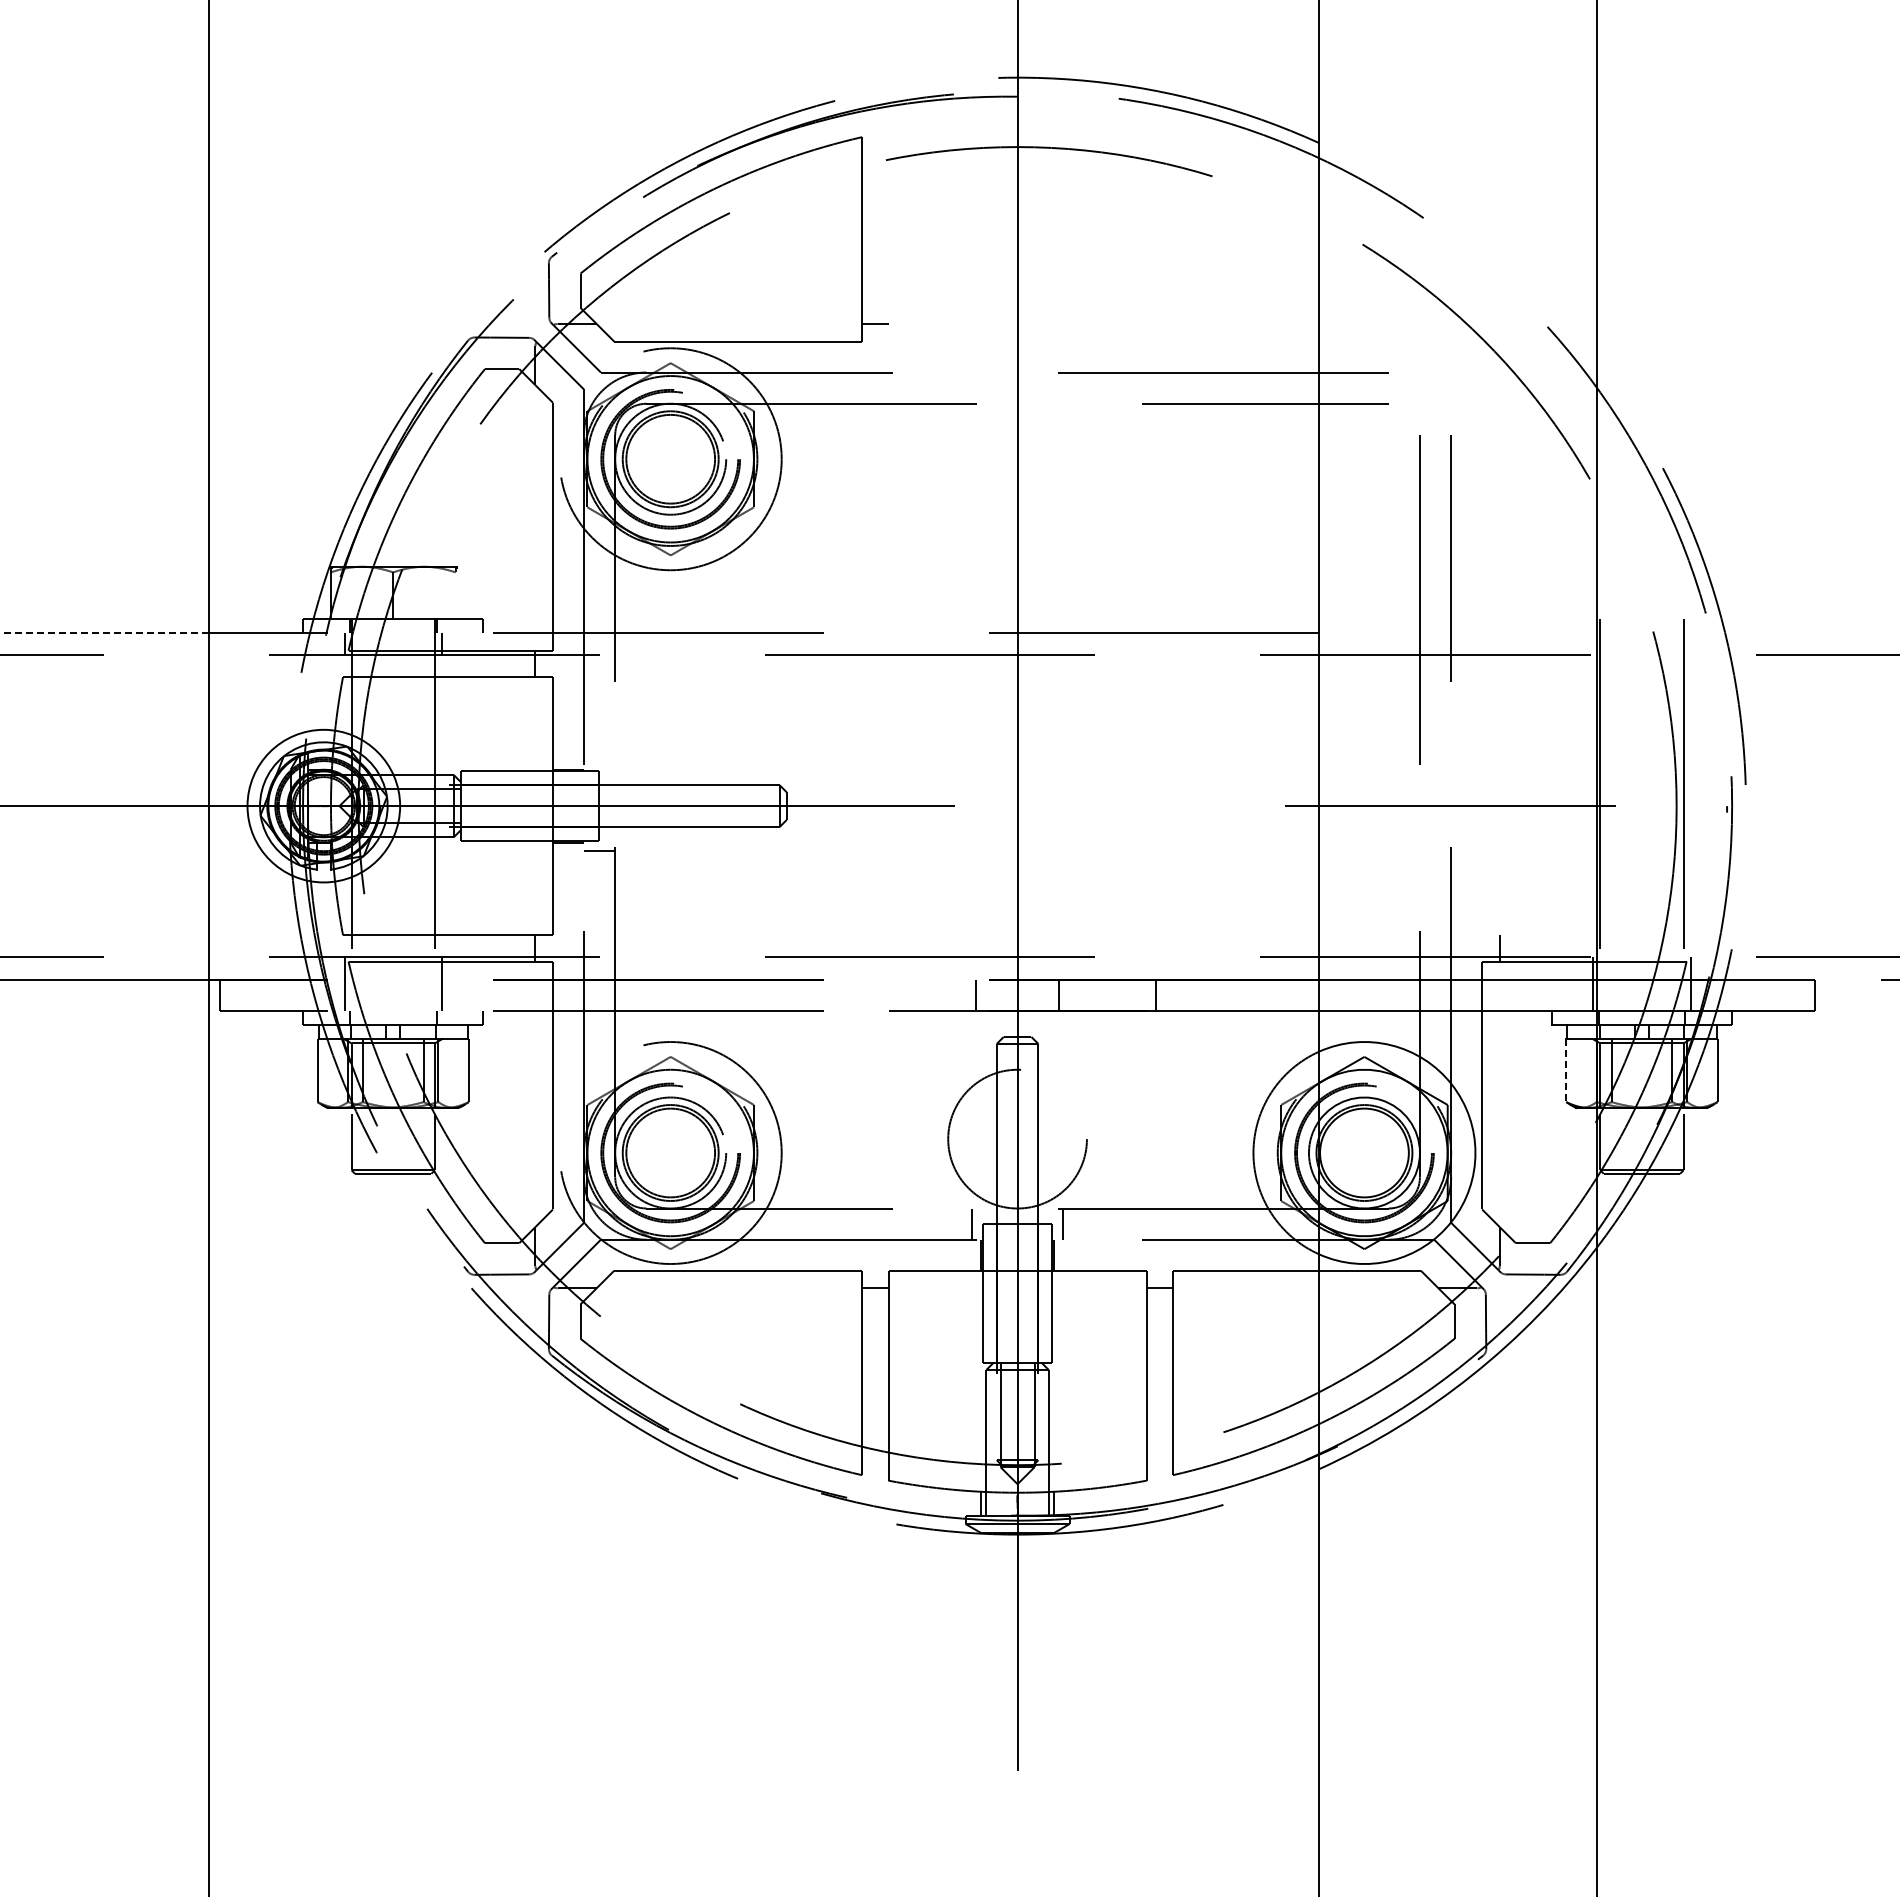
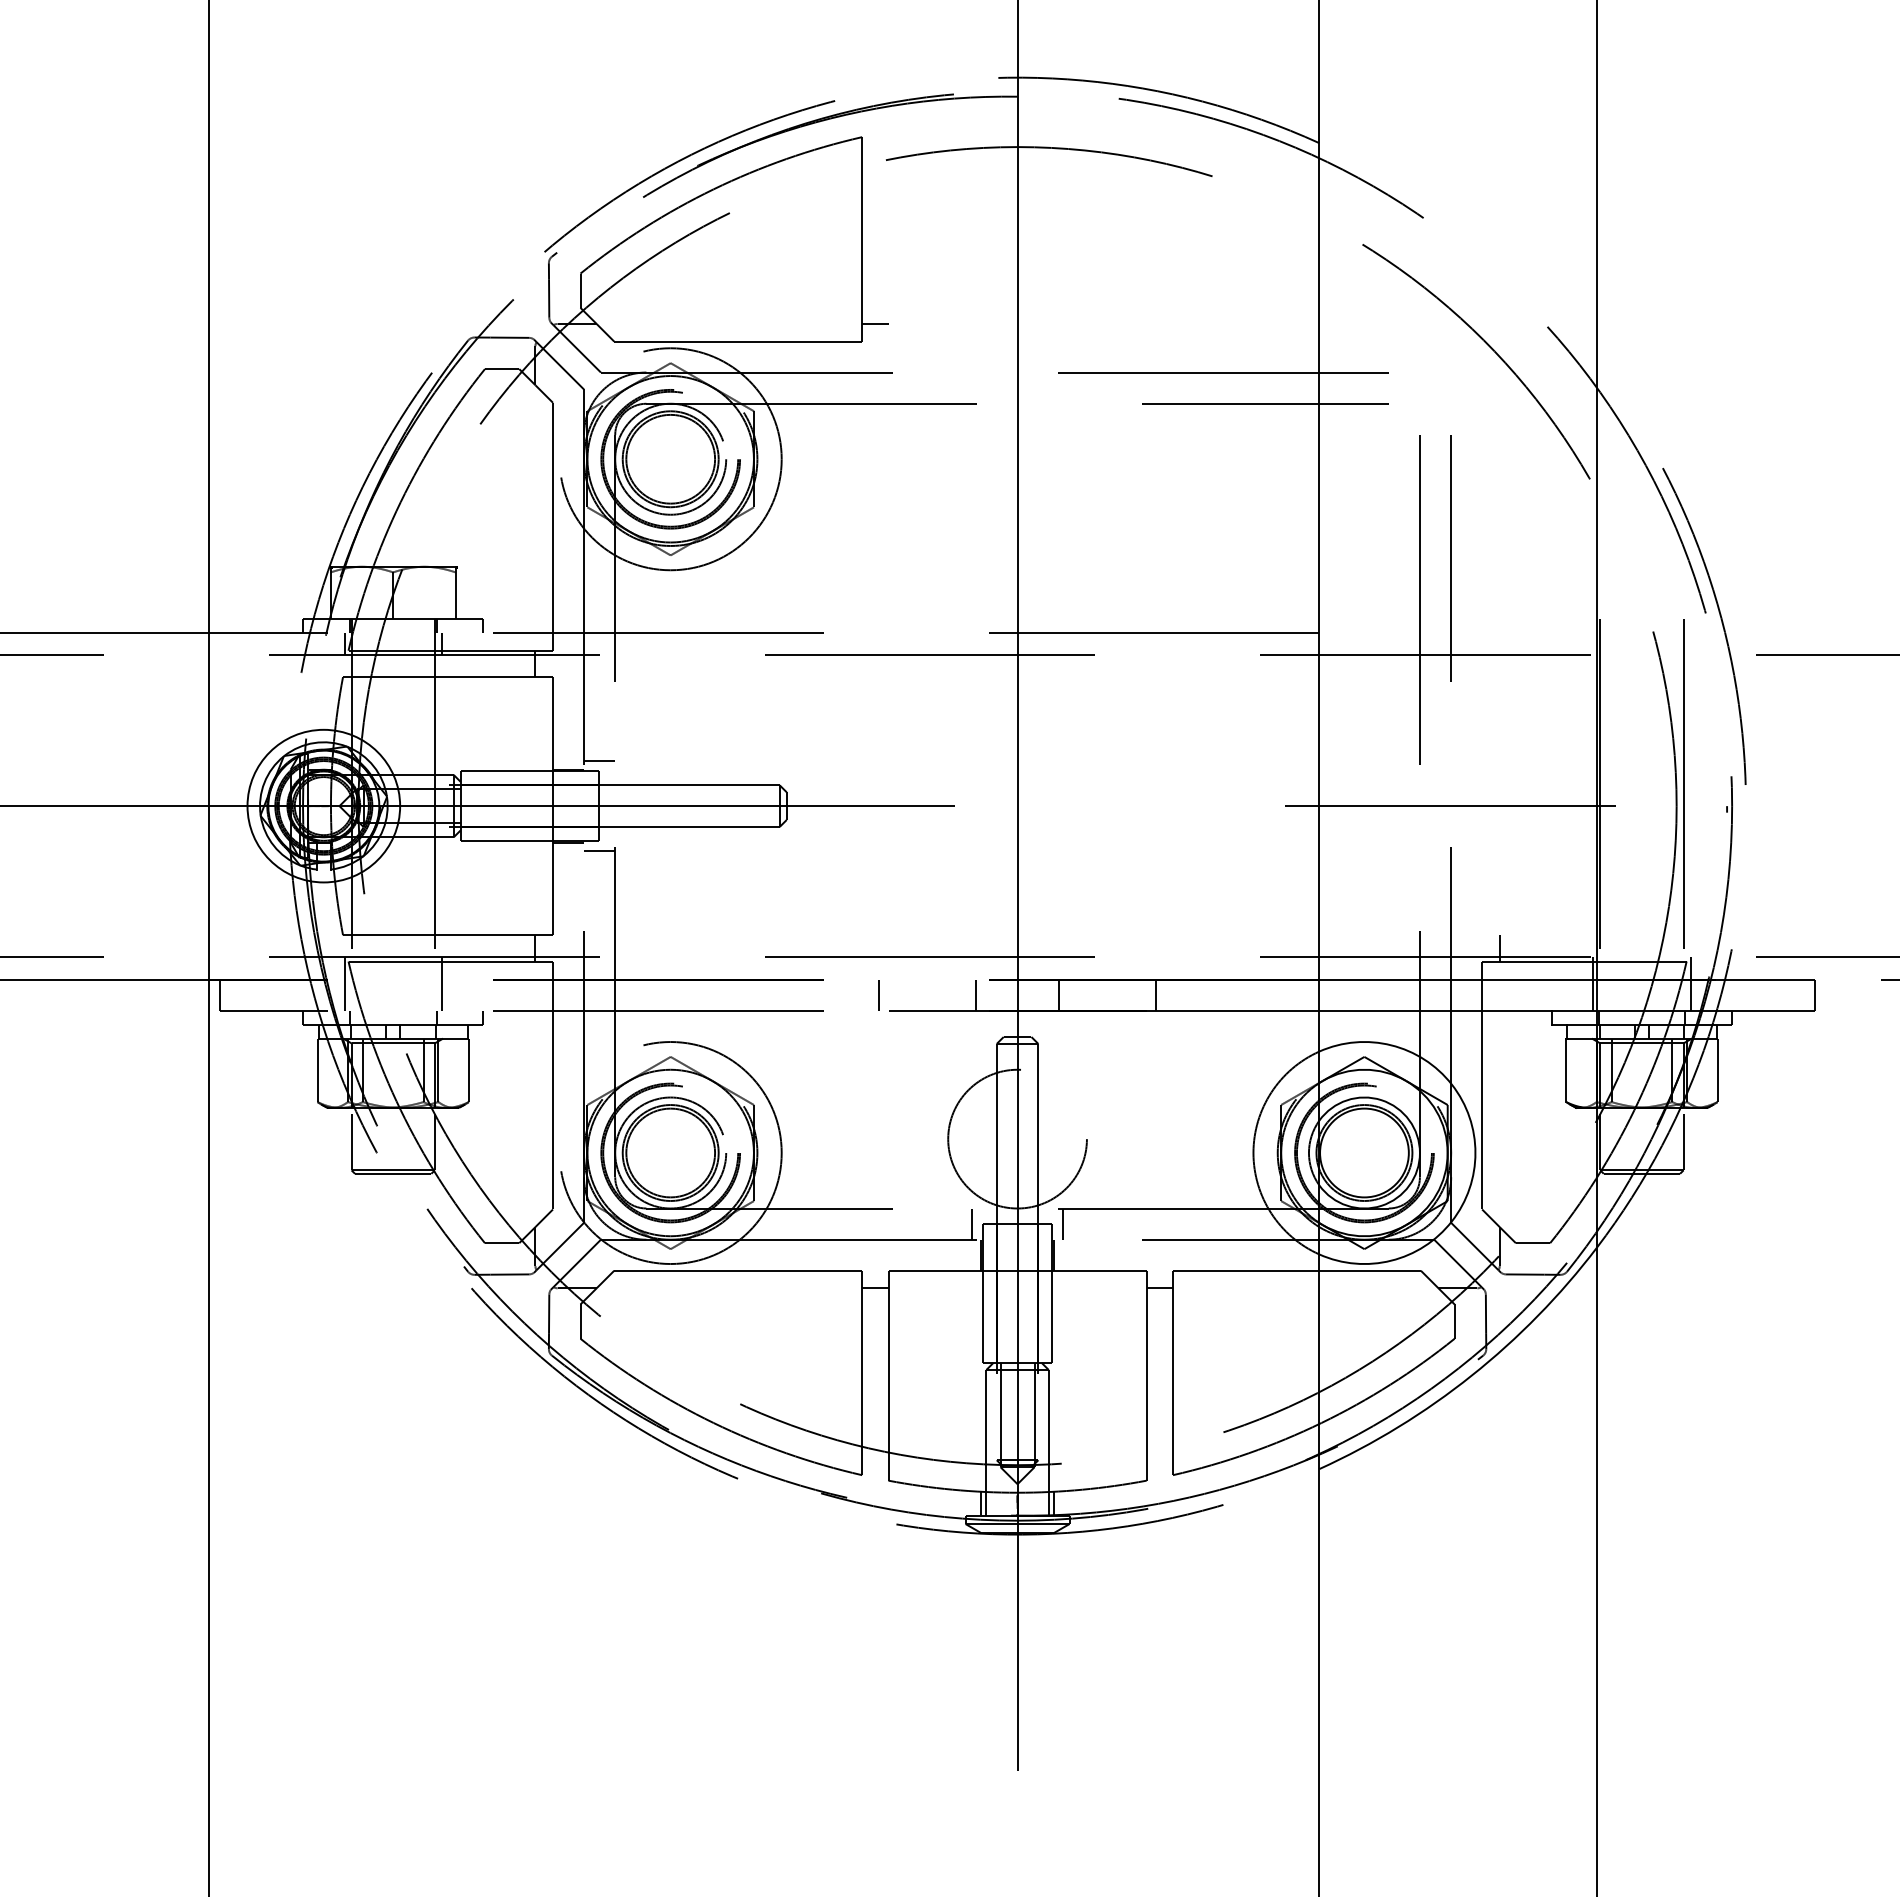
line: none -> present (455, 595)
line: dashed -> solid (104, 632)
line: none -> present (599, 761)
line: none -> present (878, 995)
line: dashed -> solid (1566, 1070)
